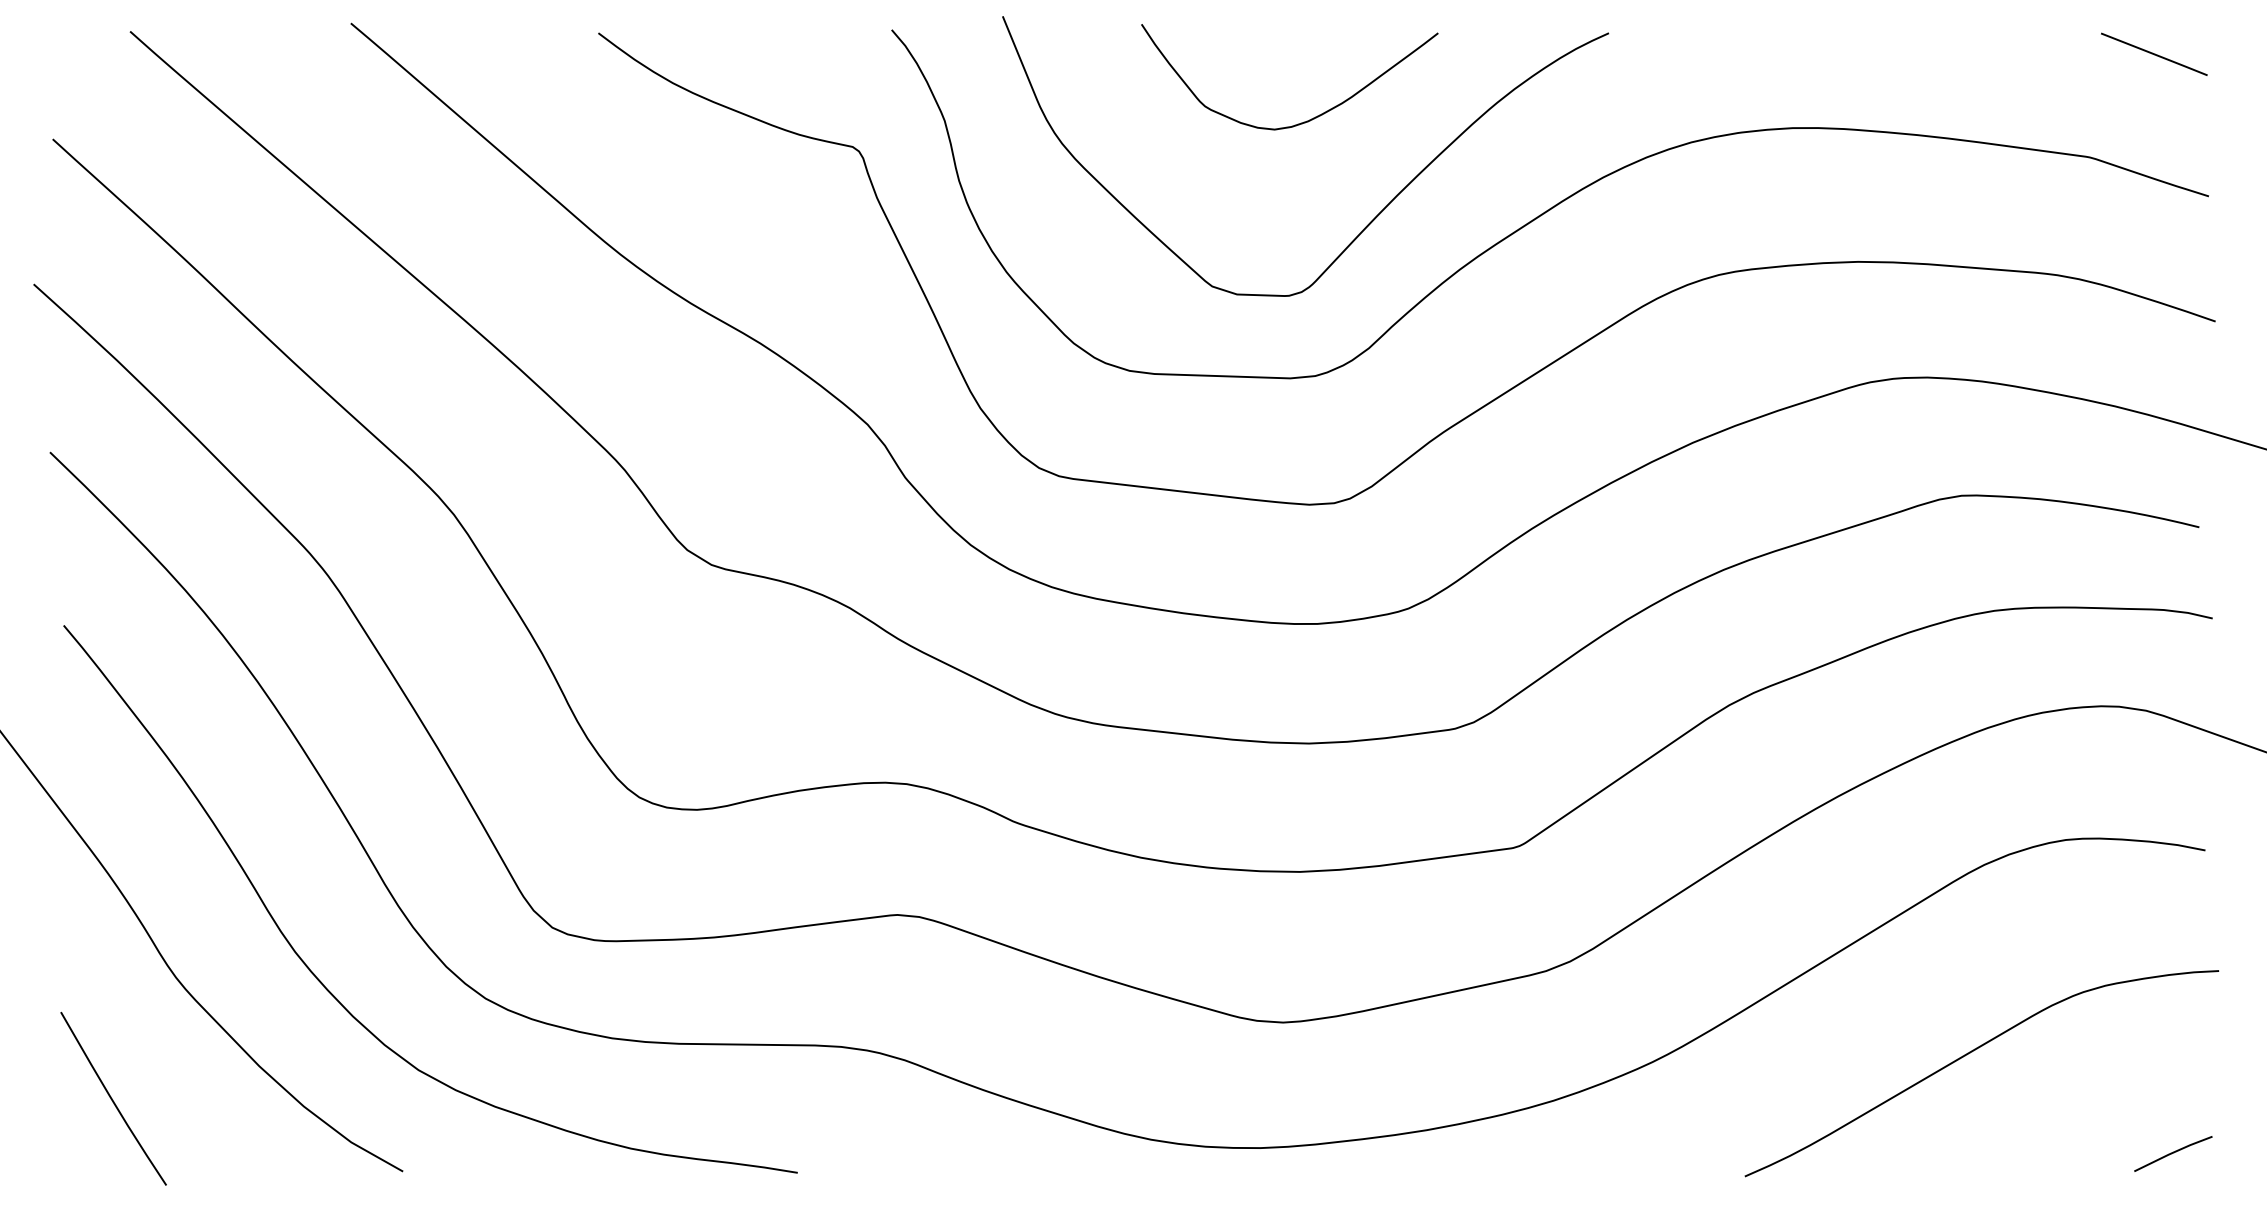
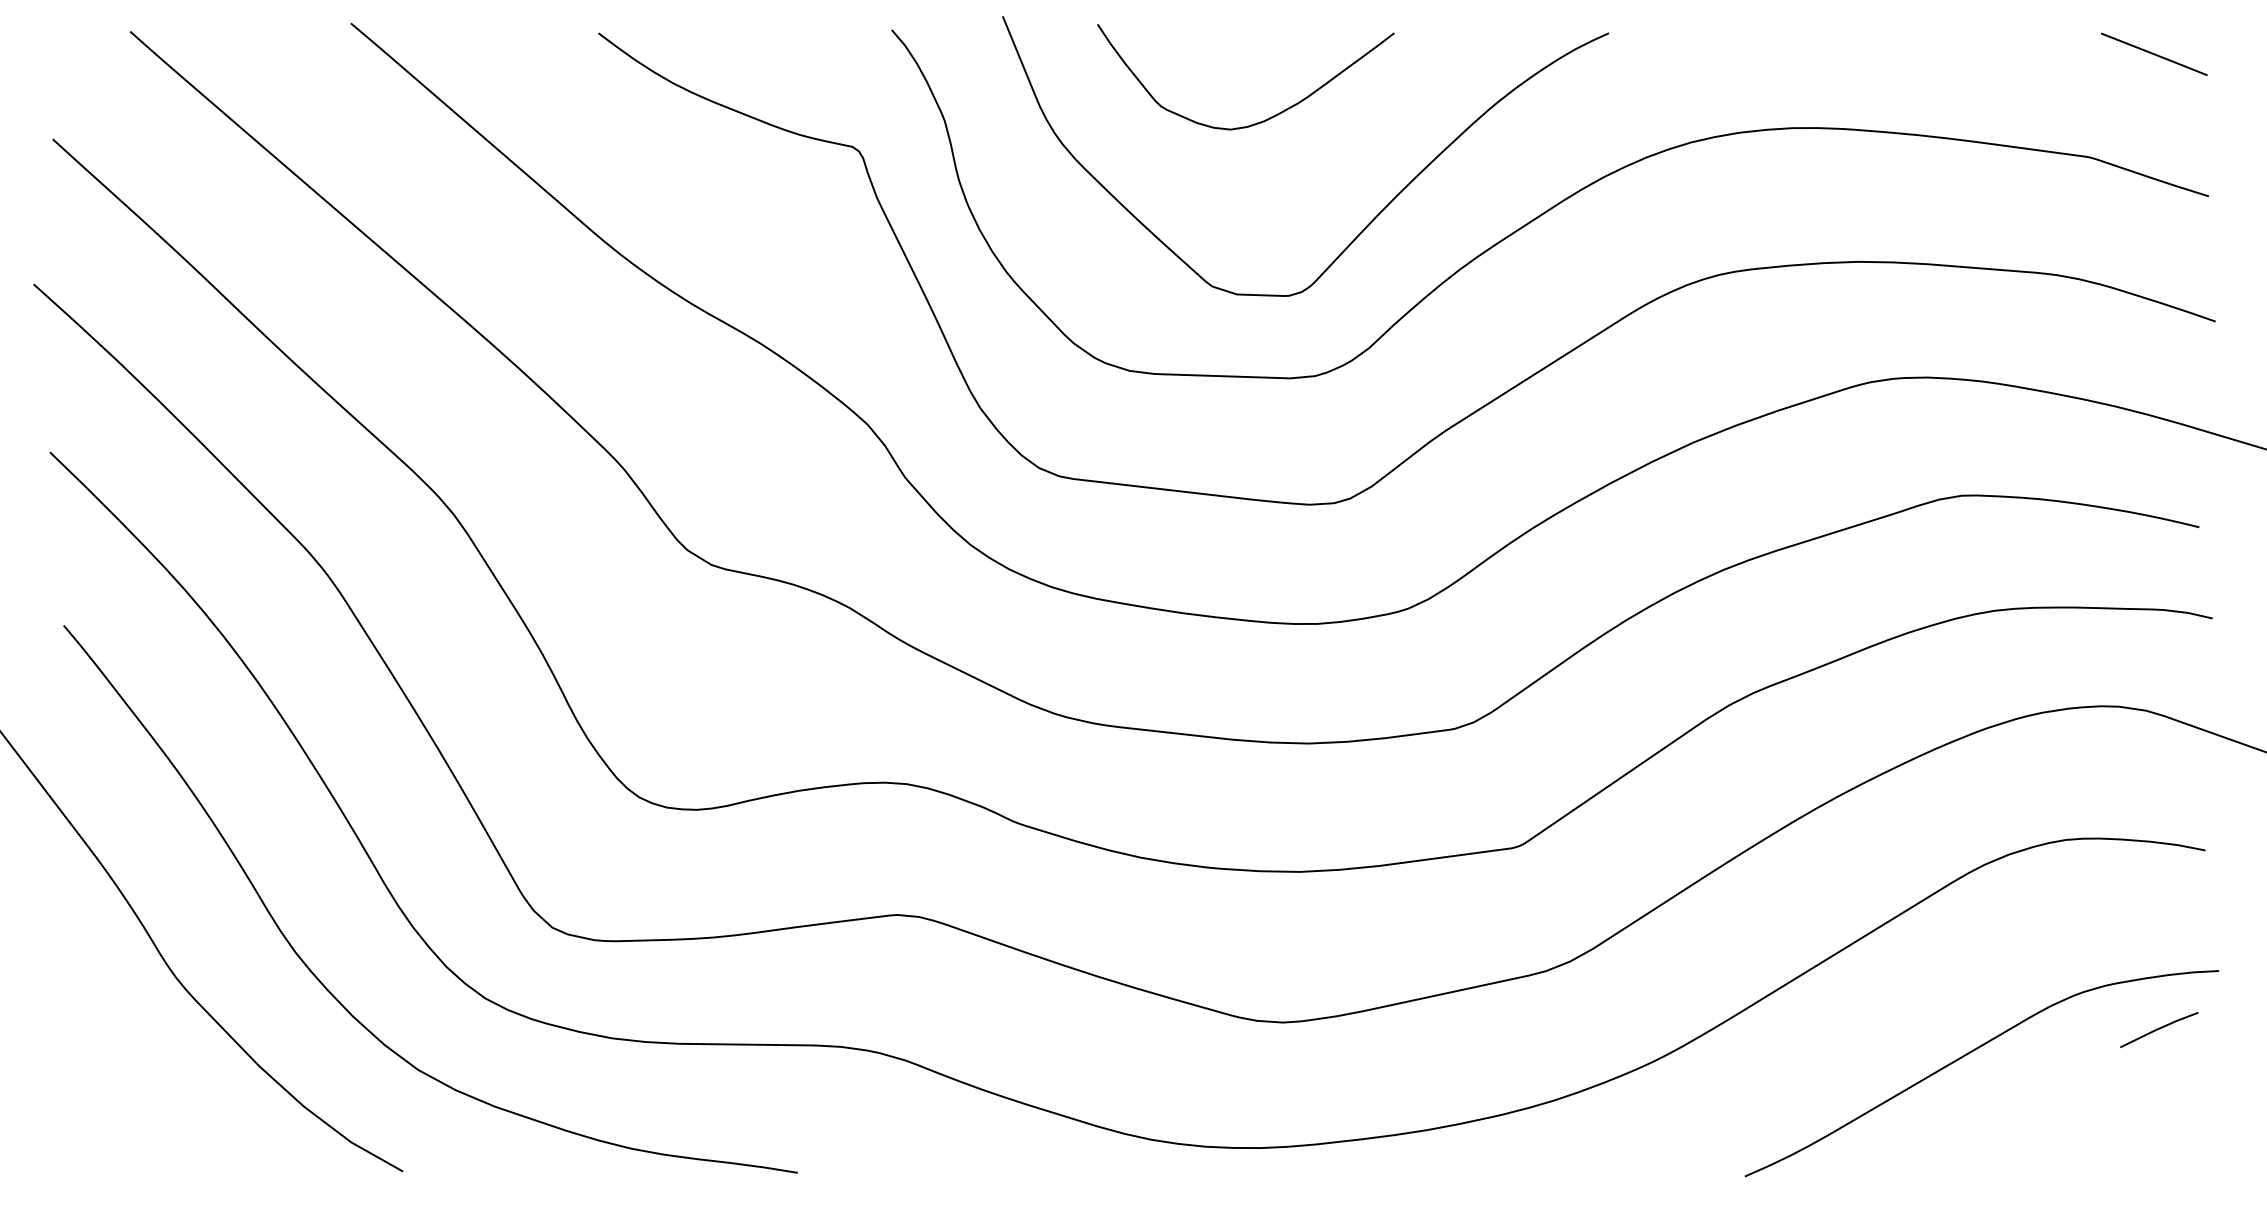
curve position: (1304, 121) -> (1260, 121) (1260, 121)
curve: present -> none (112, 1098)
line position: (2173, 1153) -> (2159, 1029) (2159, 1029)
